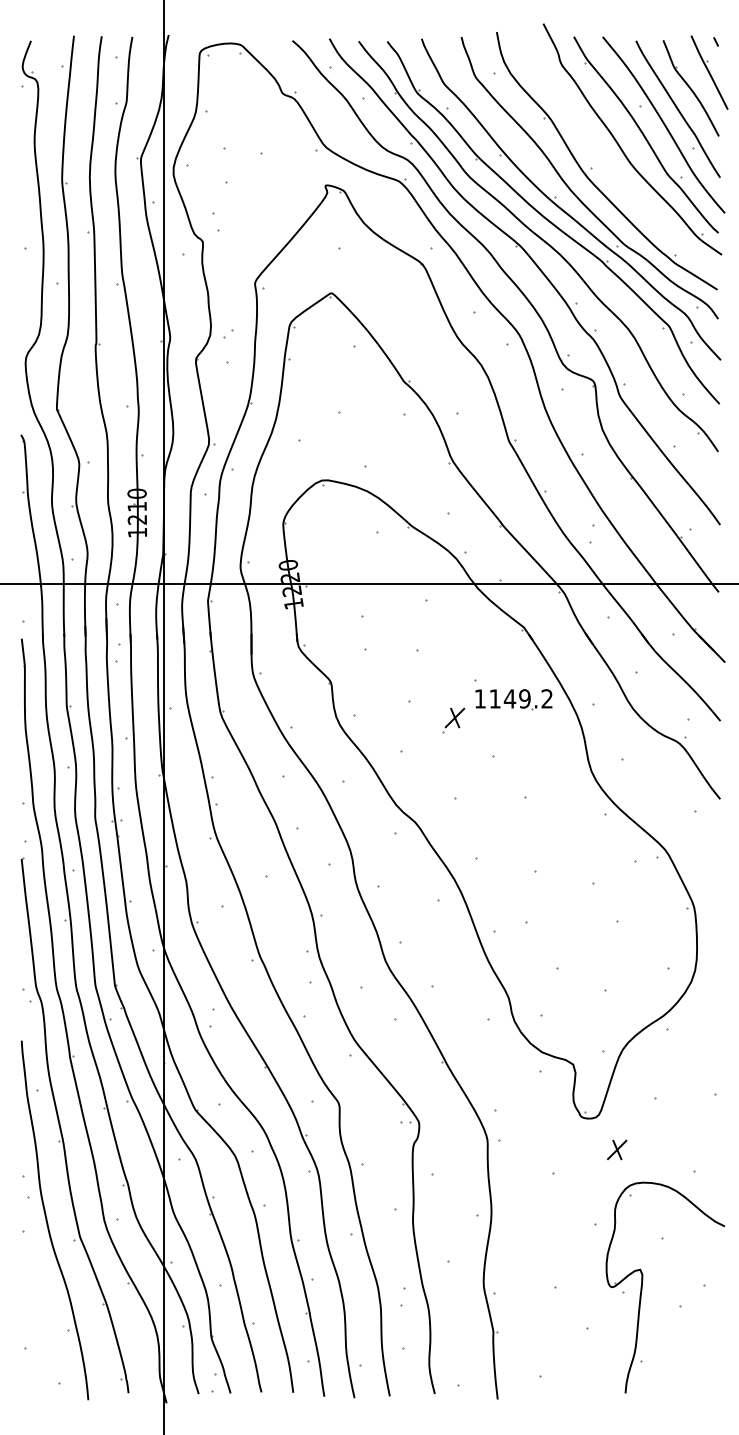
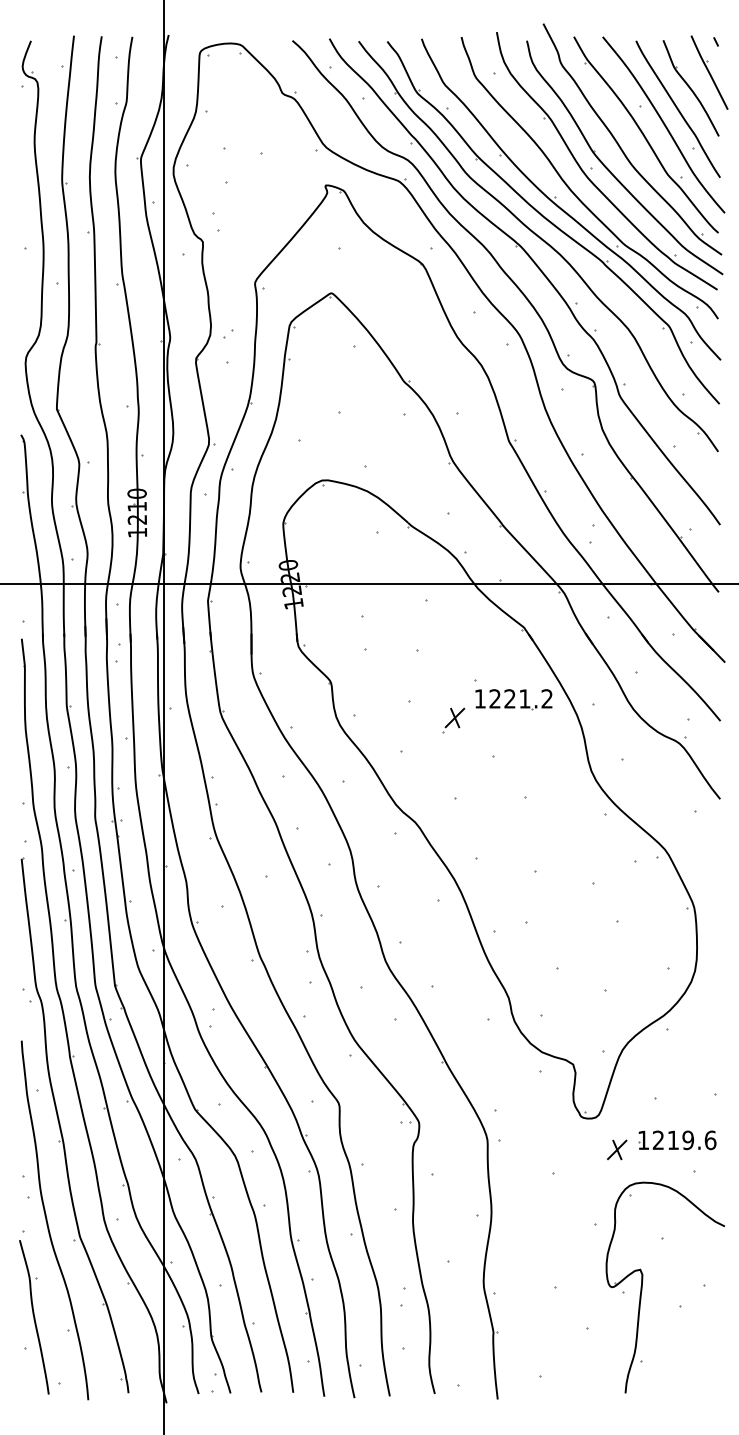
part: none -> present (610, 170)
text: 1149.2 -> 1221.2 (509, 698)
part: none -> present (677, 1140)
part: none -> present (34, 1317)
